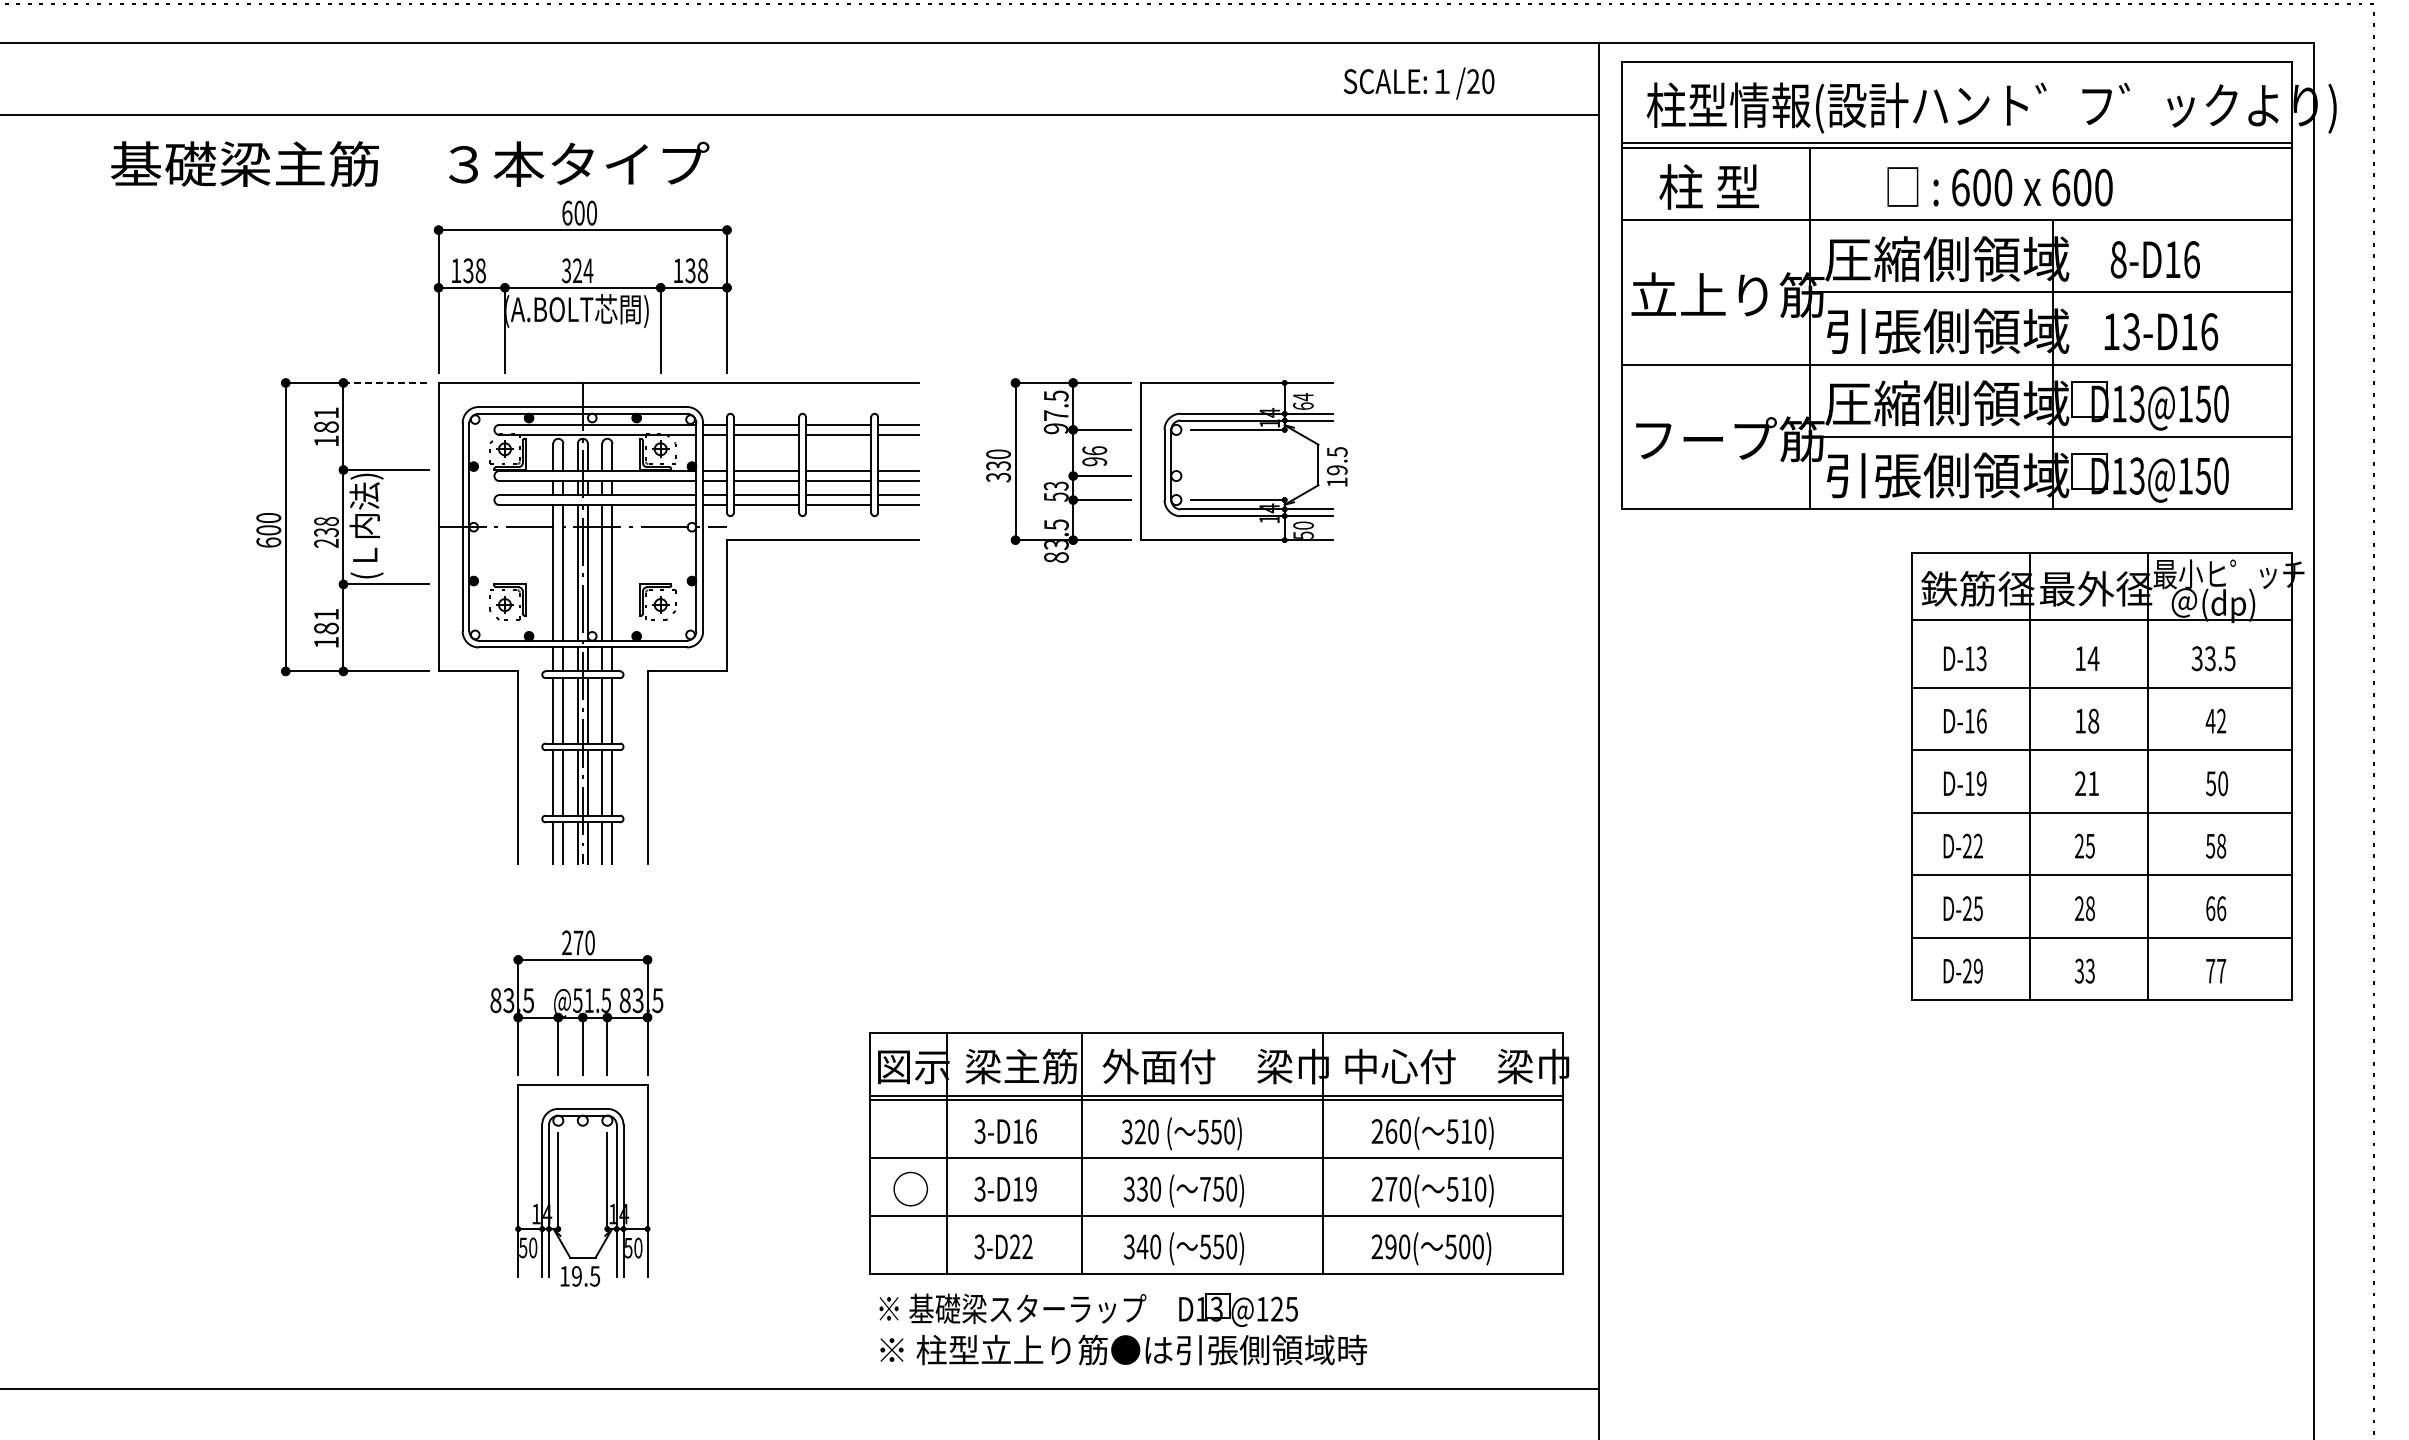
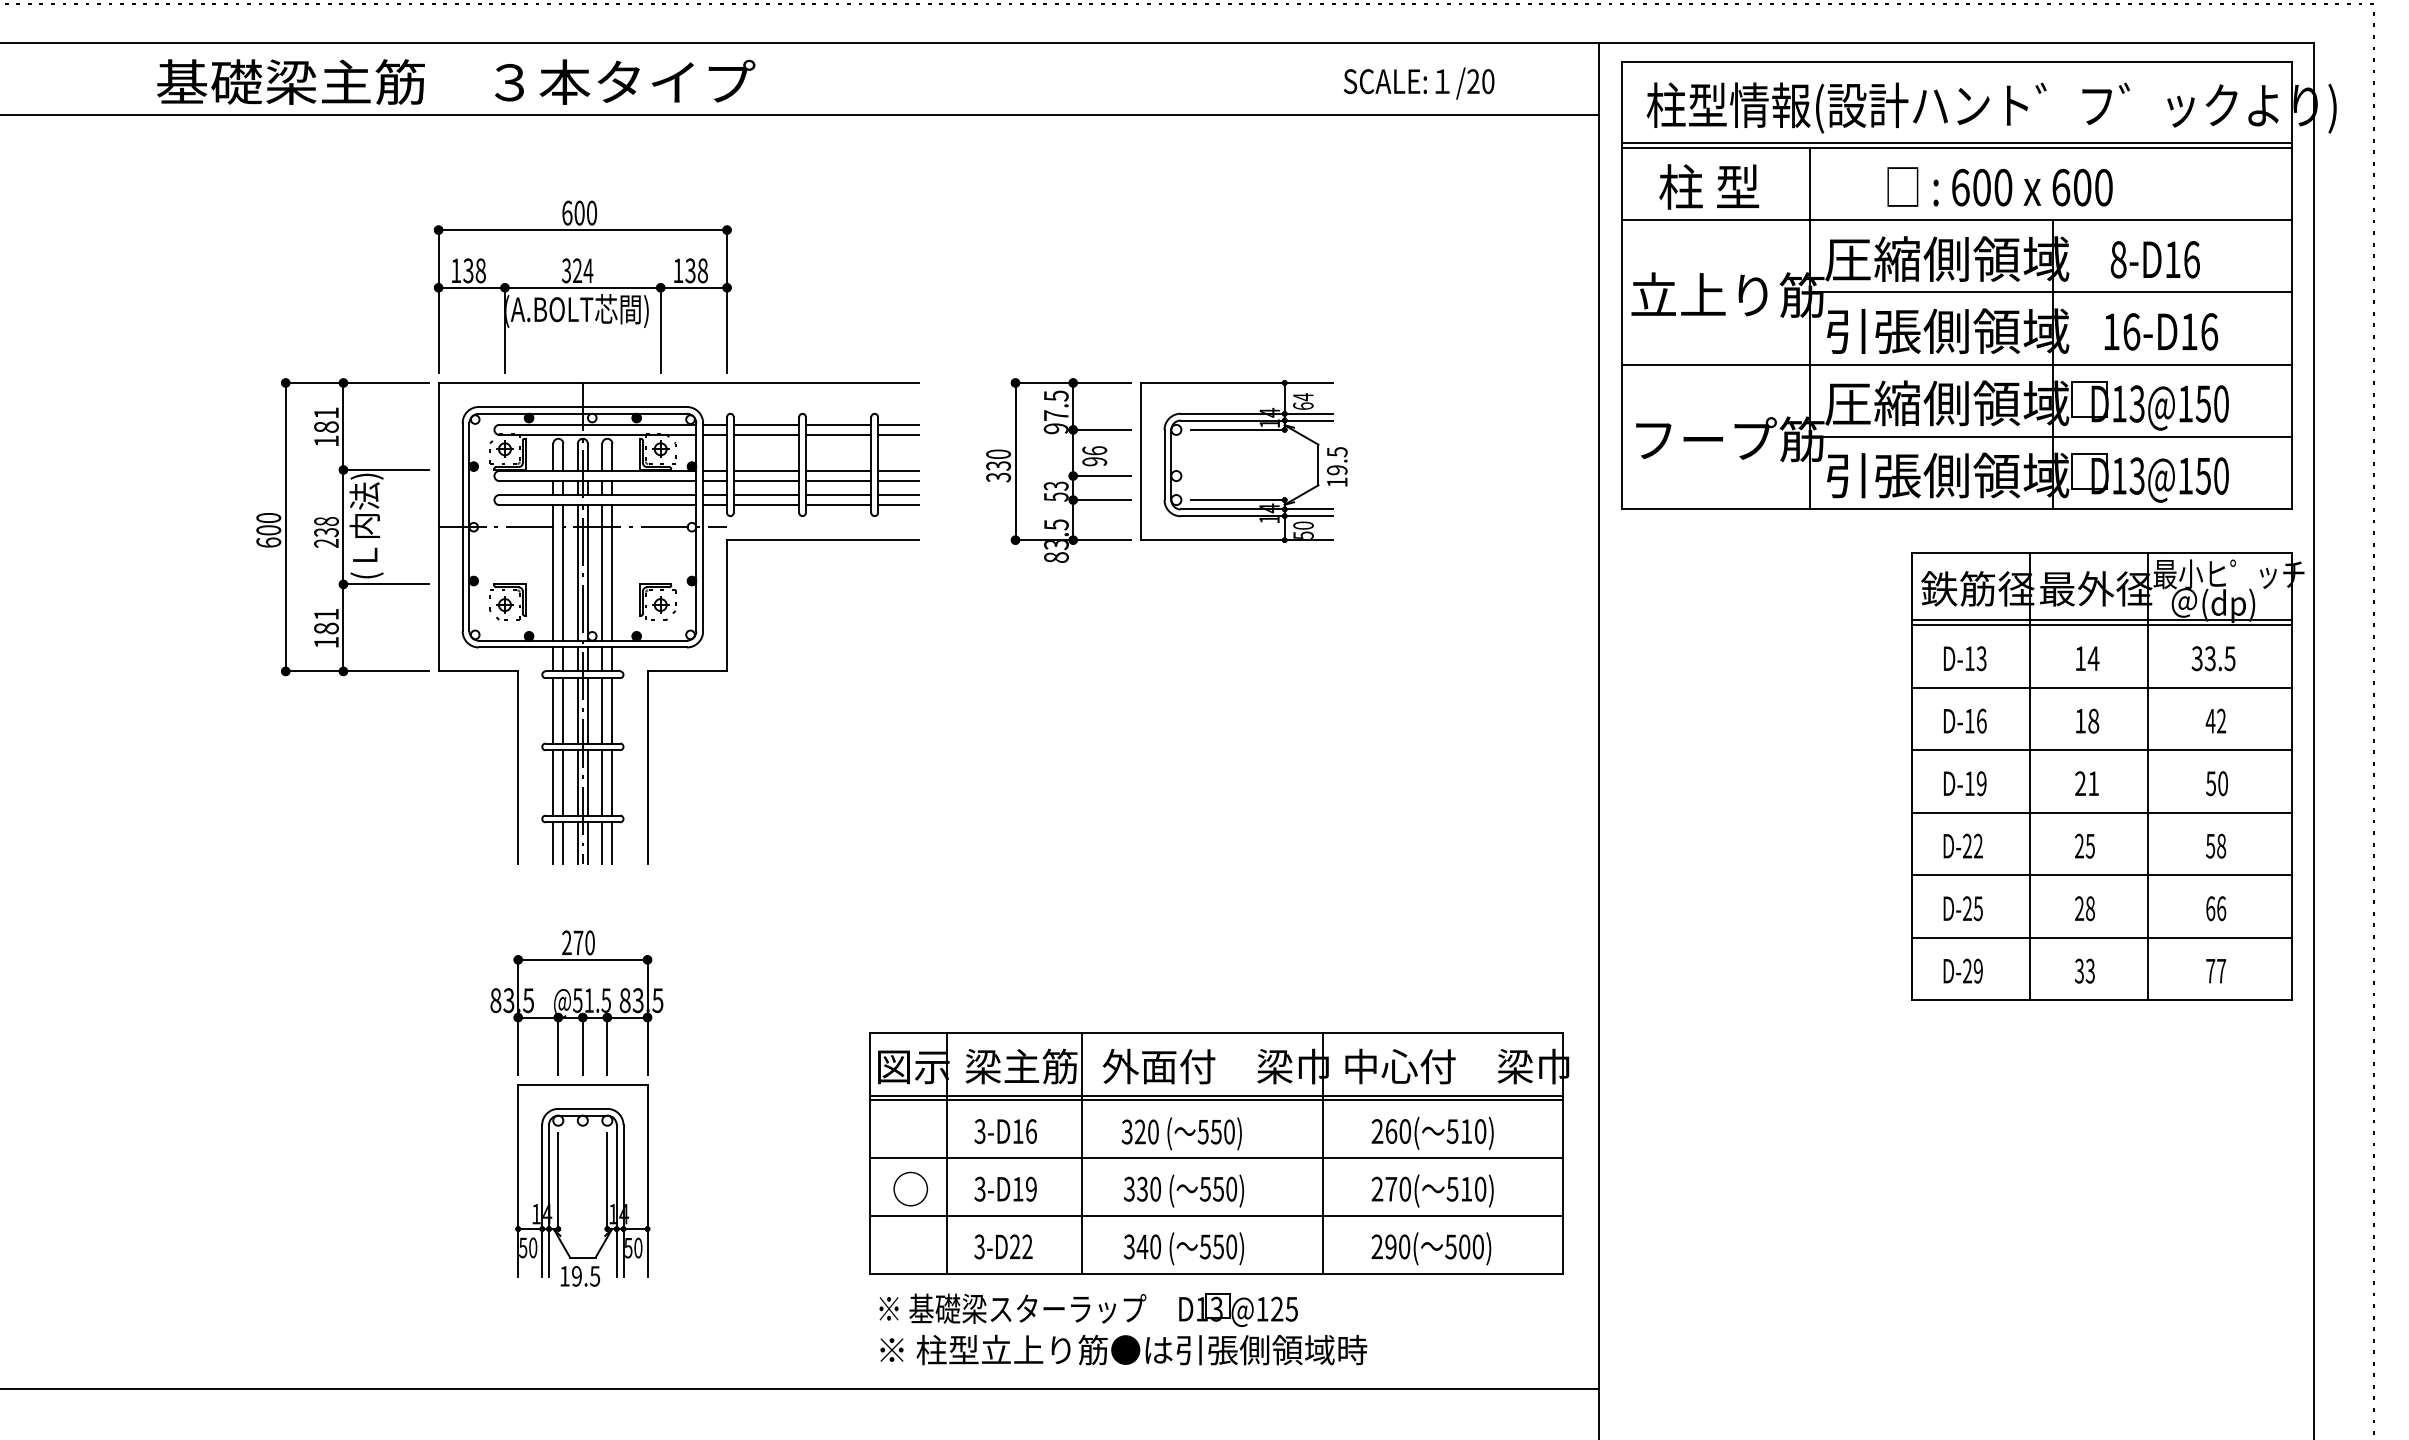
text position: (410, 163) -> (456, 81) (456, 81)
text: 13-D16 -> 16-D16 (2131, 331)
line: dashed -> solid (386, 382)
line: none -> present (2101, 625)
text: 750) -> 550) (1204, 1189)
